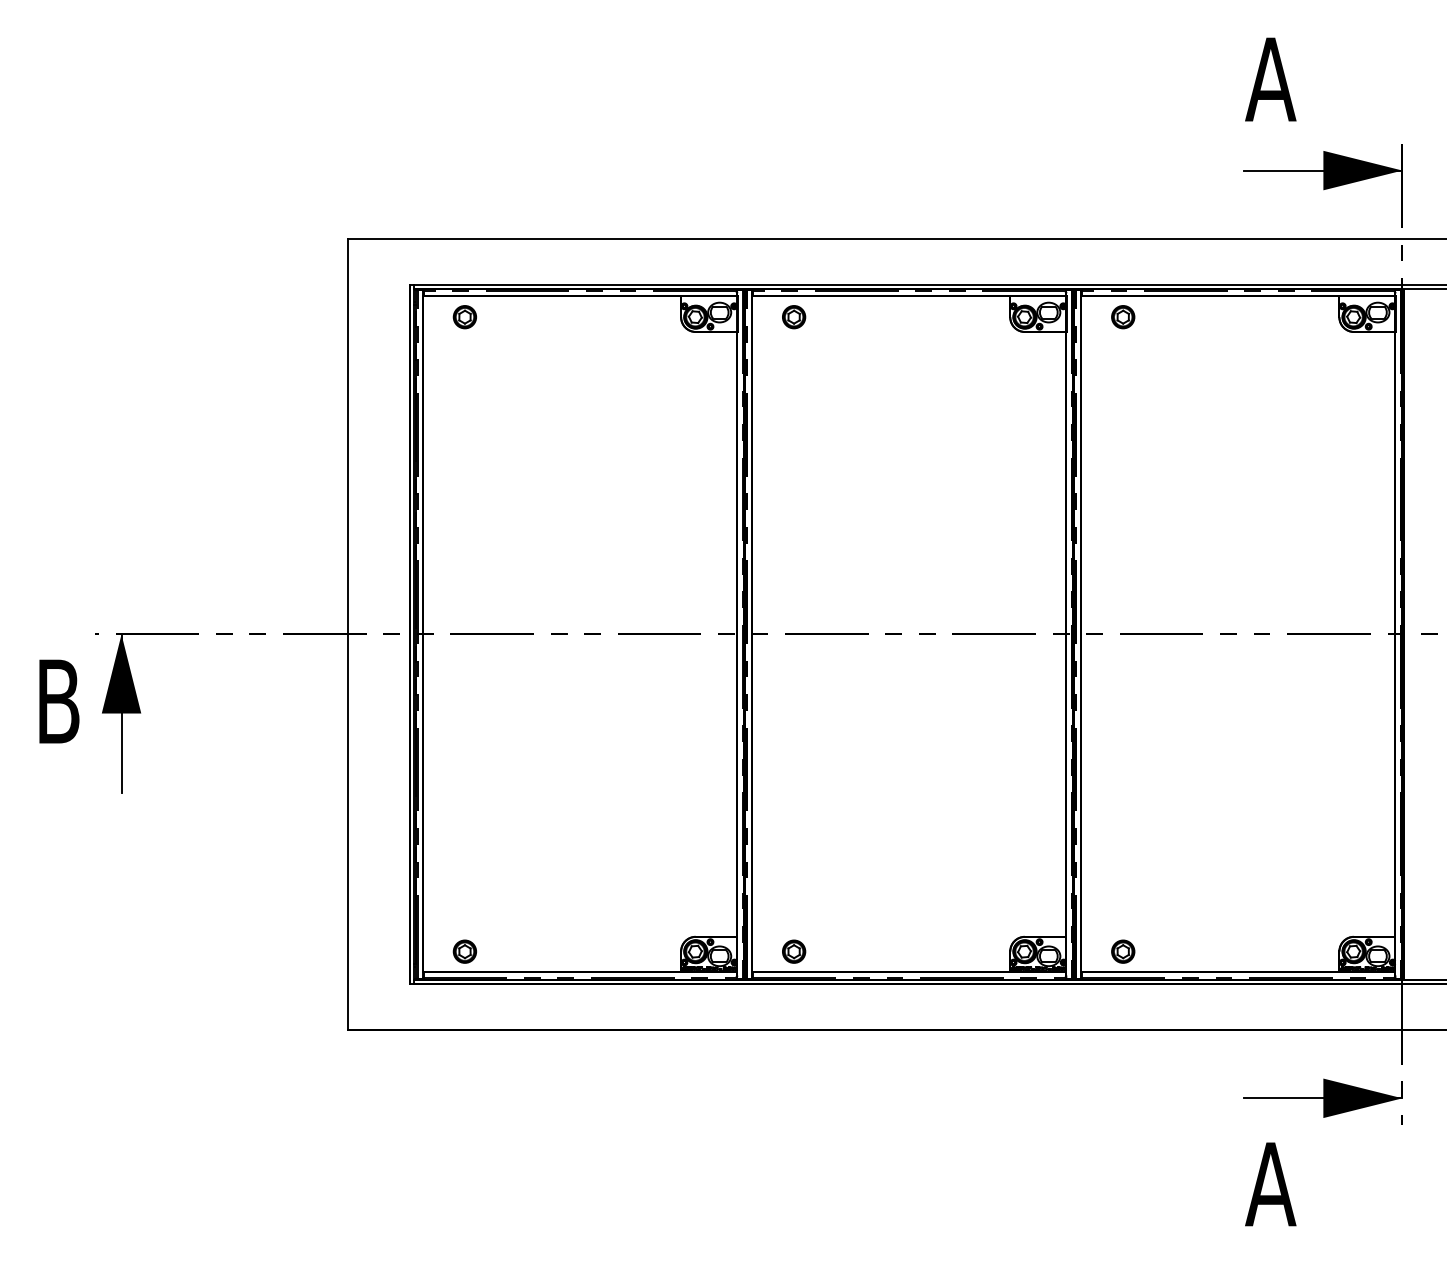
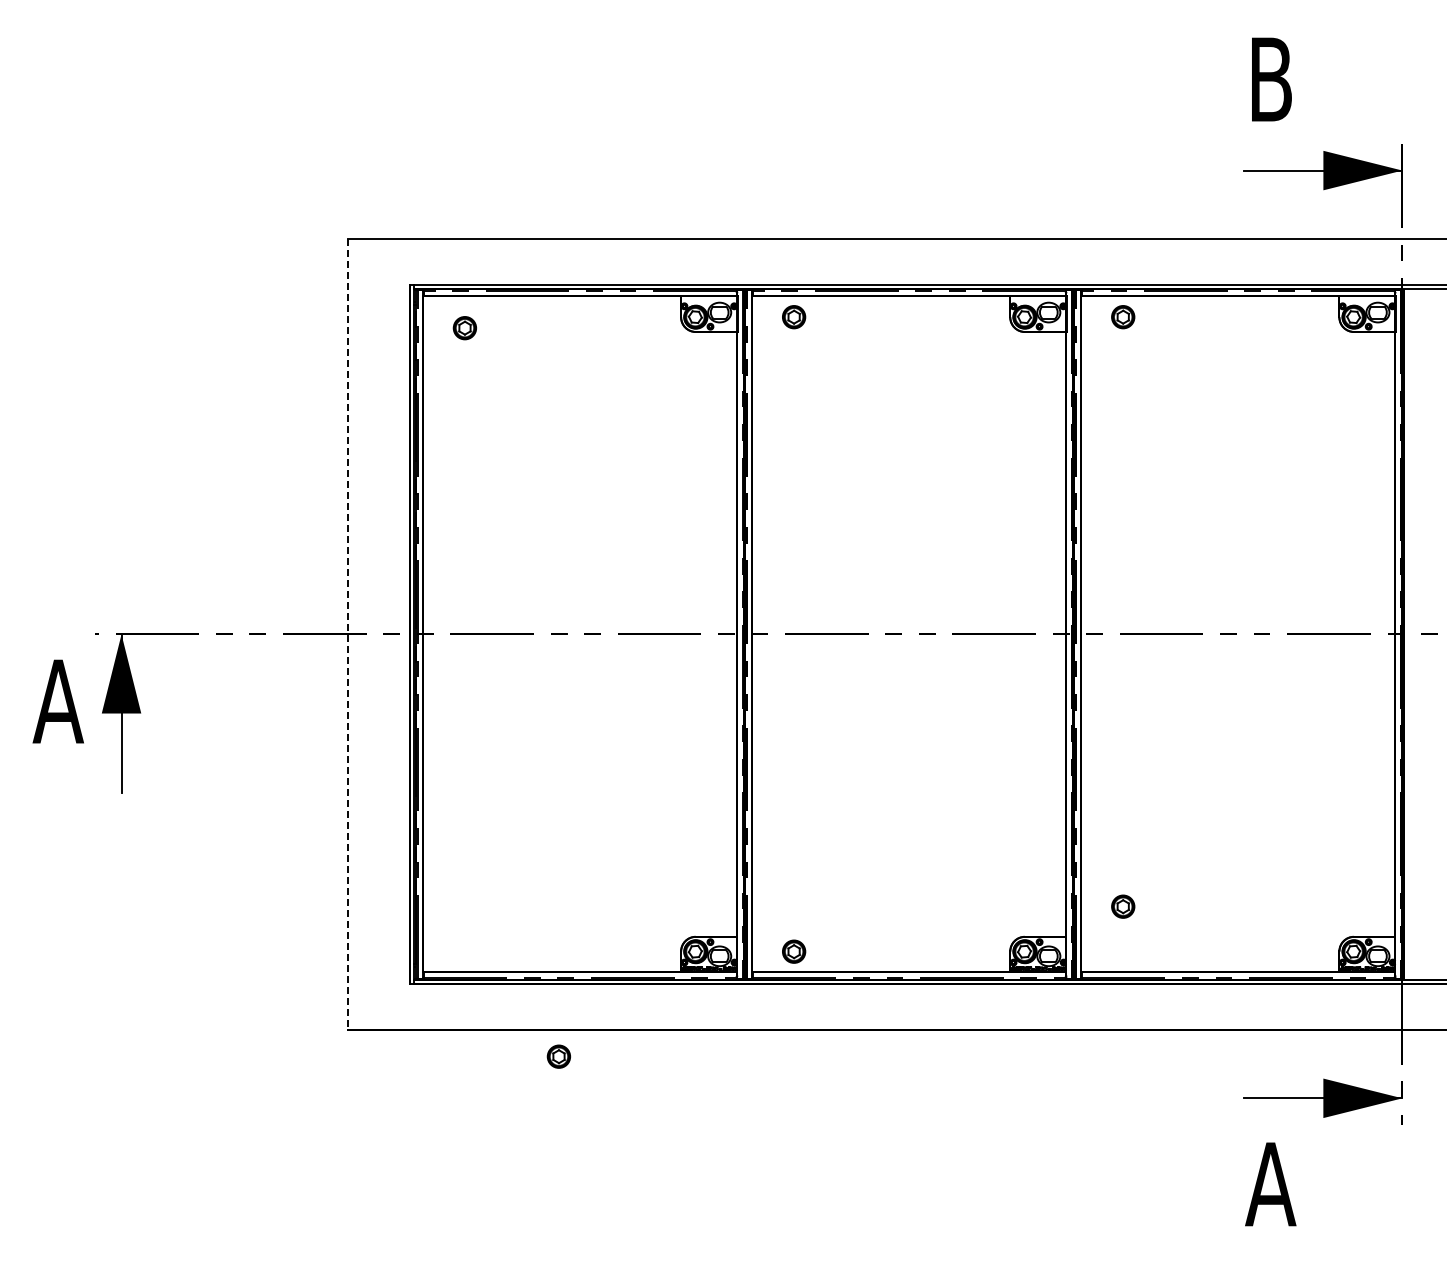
text: A -> B (1270, 79)
part position: (464, 317) -> (464, 328) (464, 328)
line: solid -> dashed (348, 634)
text: B -> A (57, 701)
part position: (464, 951) -> (558, 1056) (558, 1056)
part position: (1123, 951) -> (1123, 906) (1123, 906)
